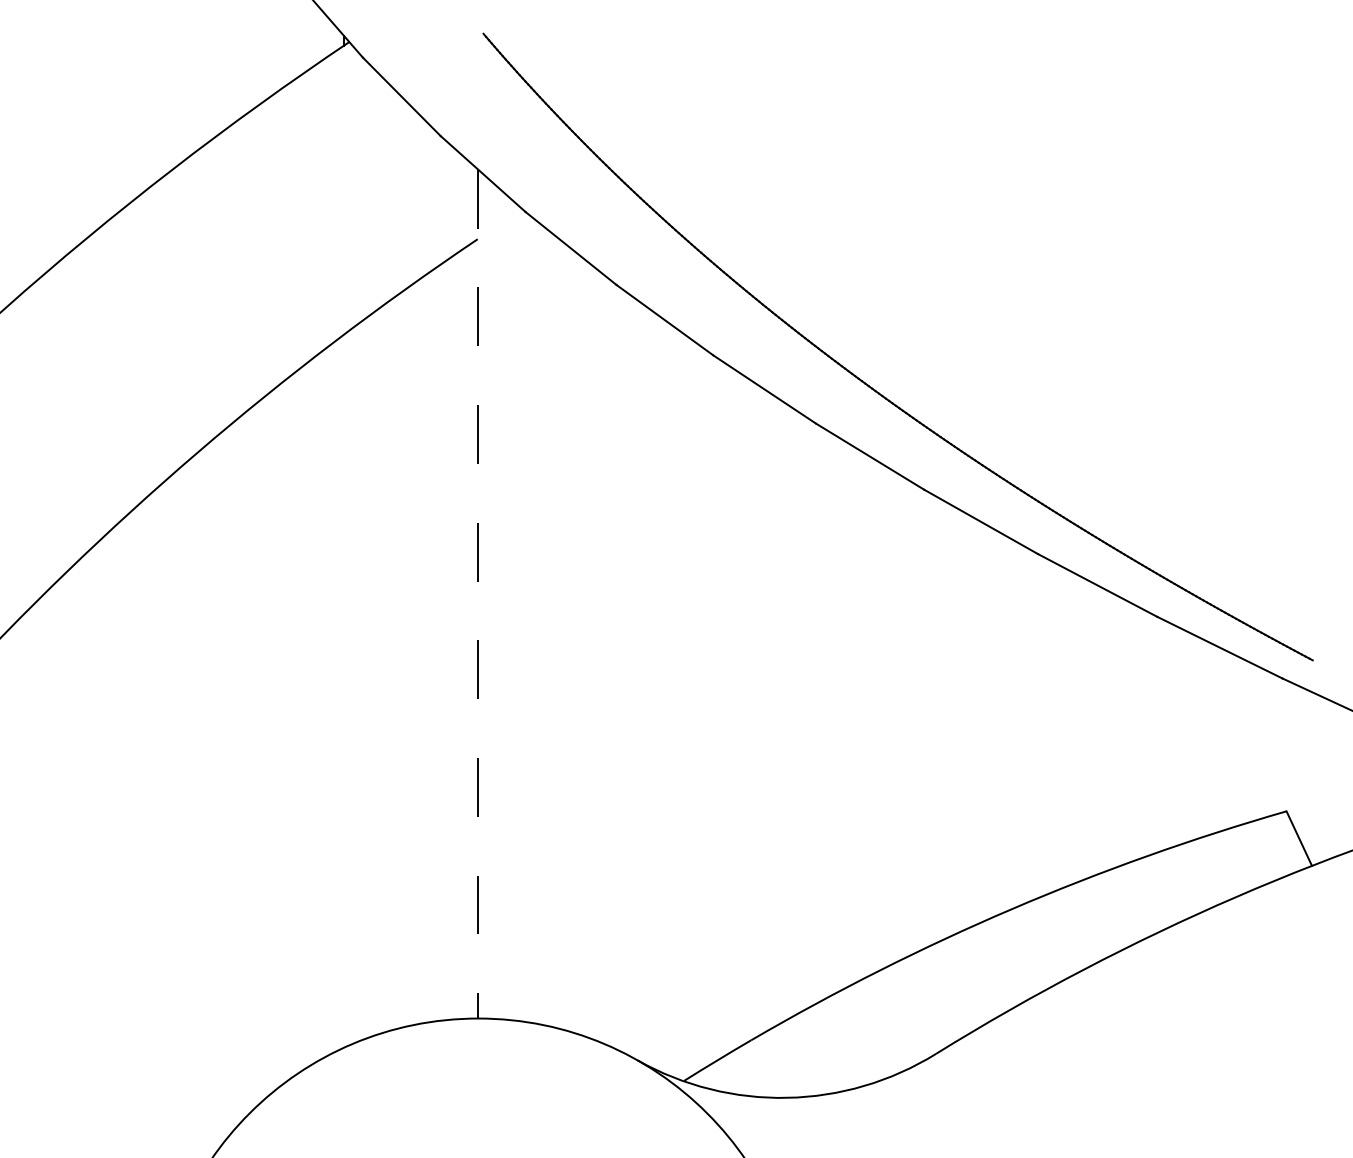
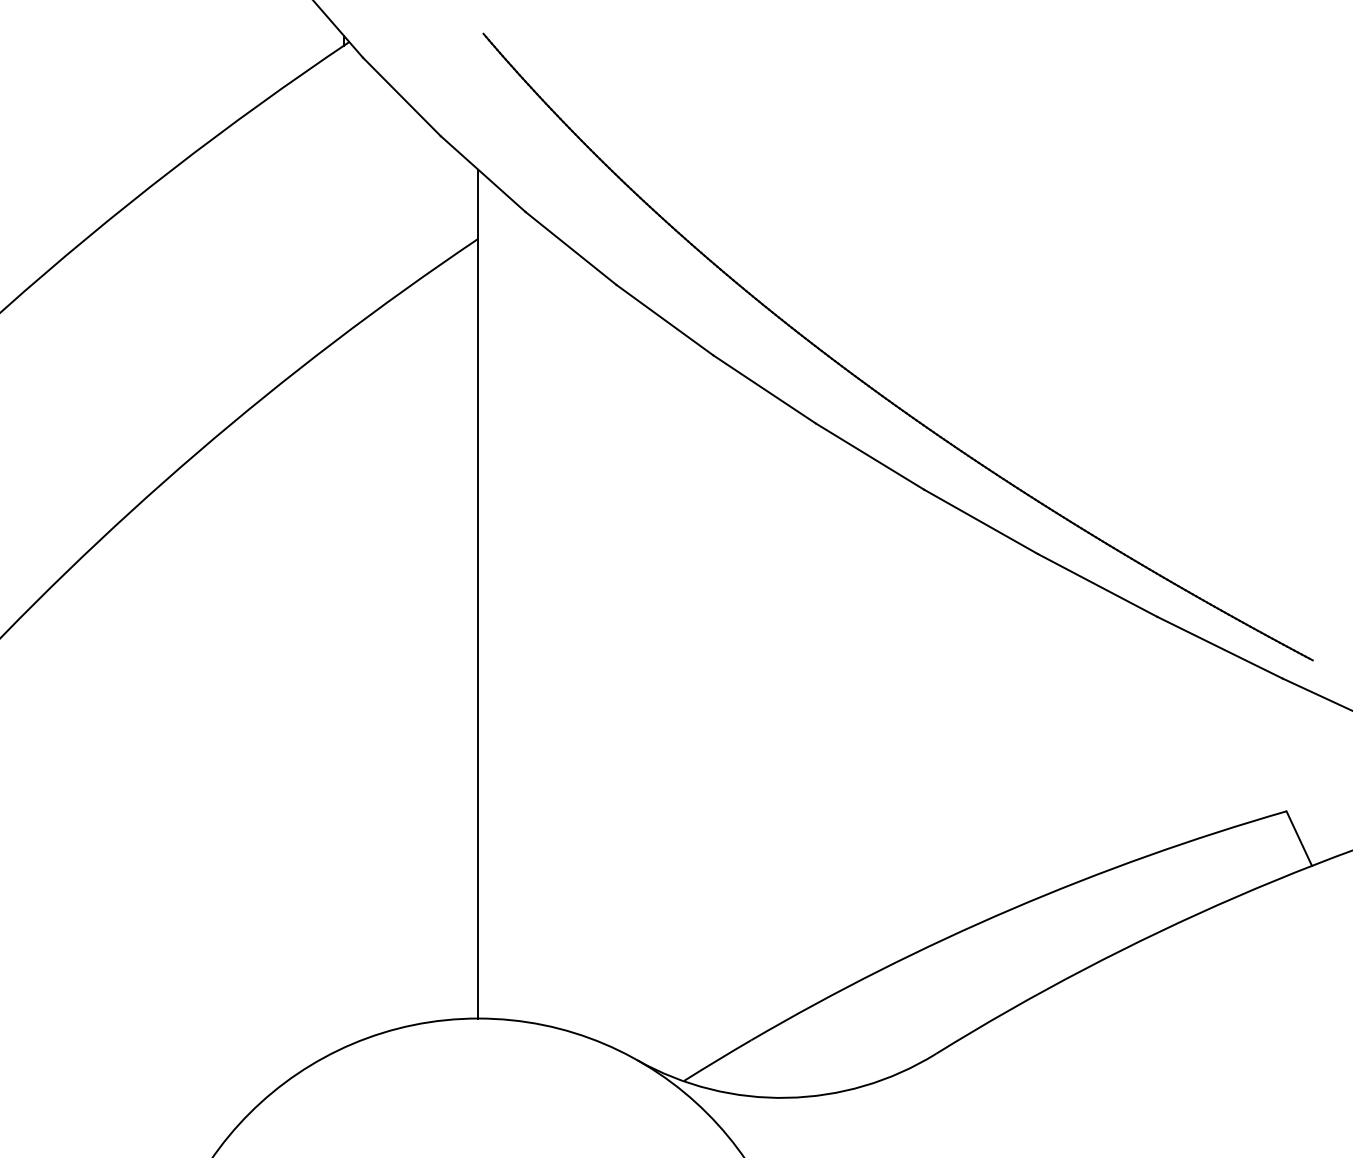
line: dashed -> solid (478, 594)
